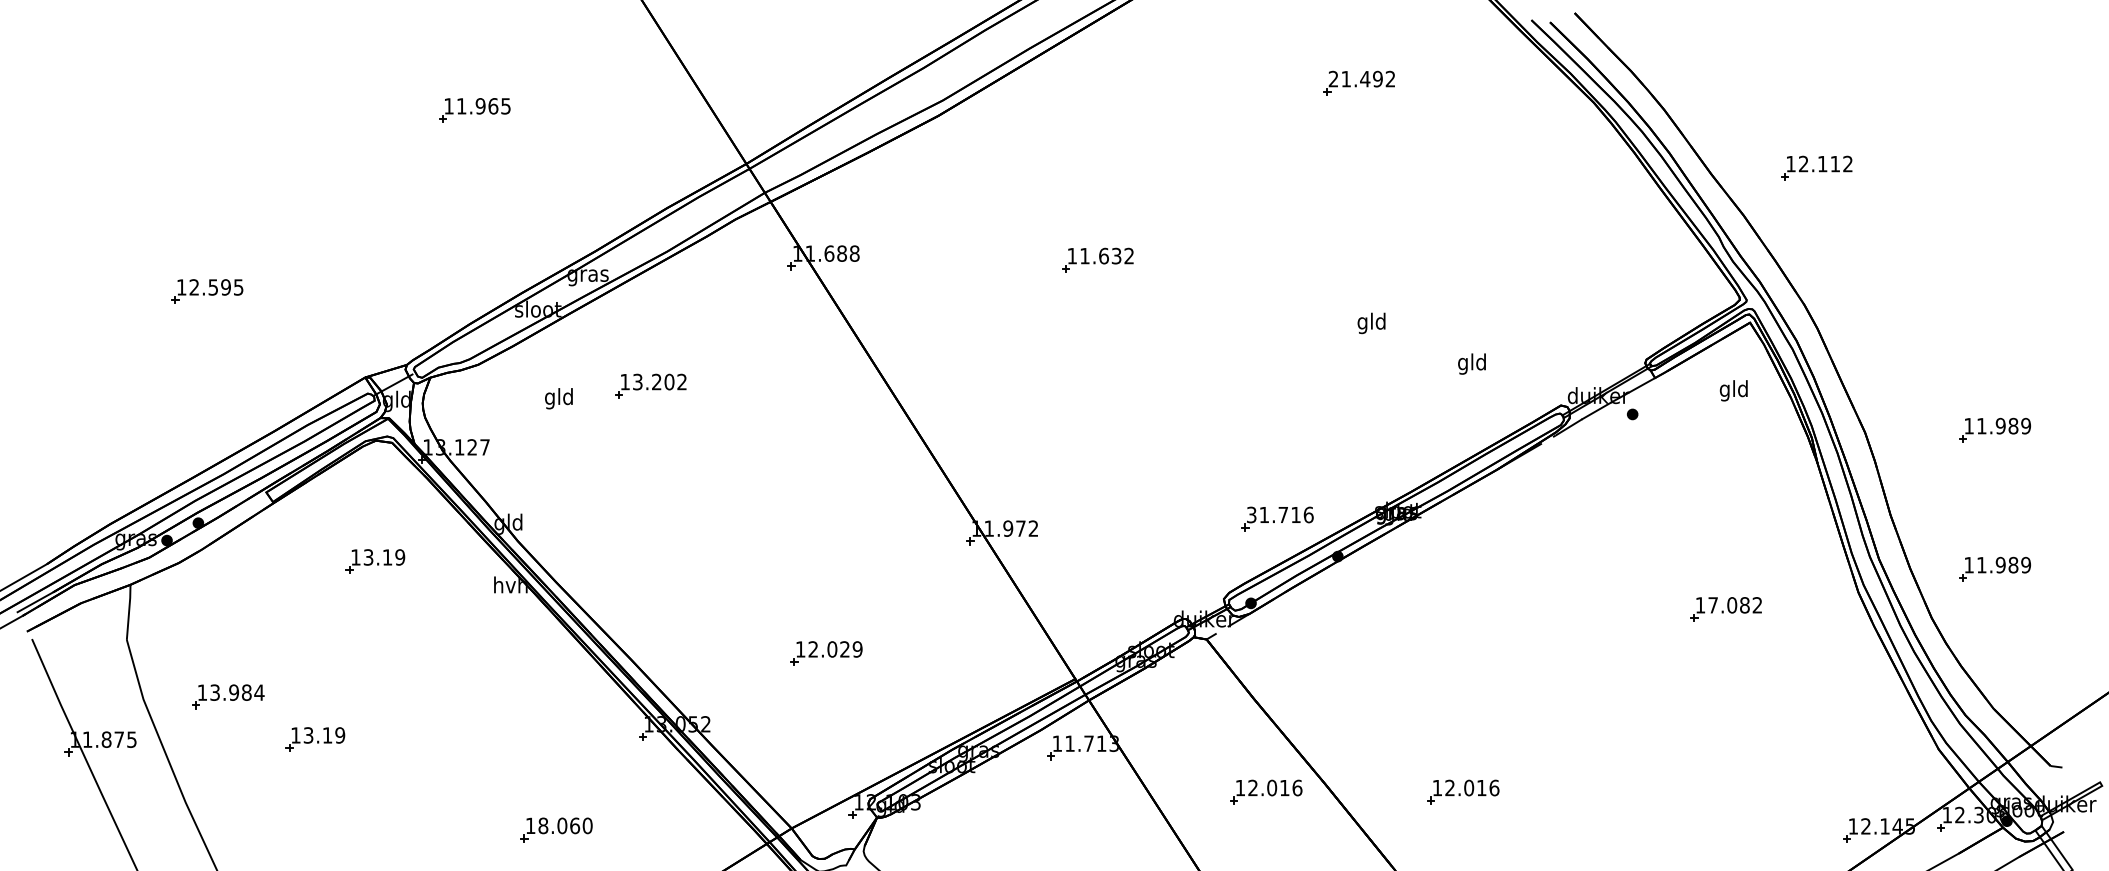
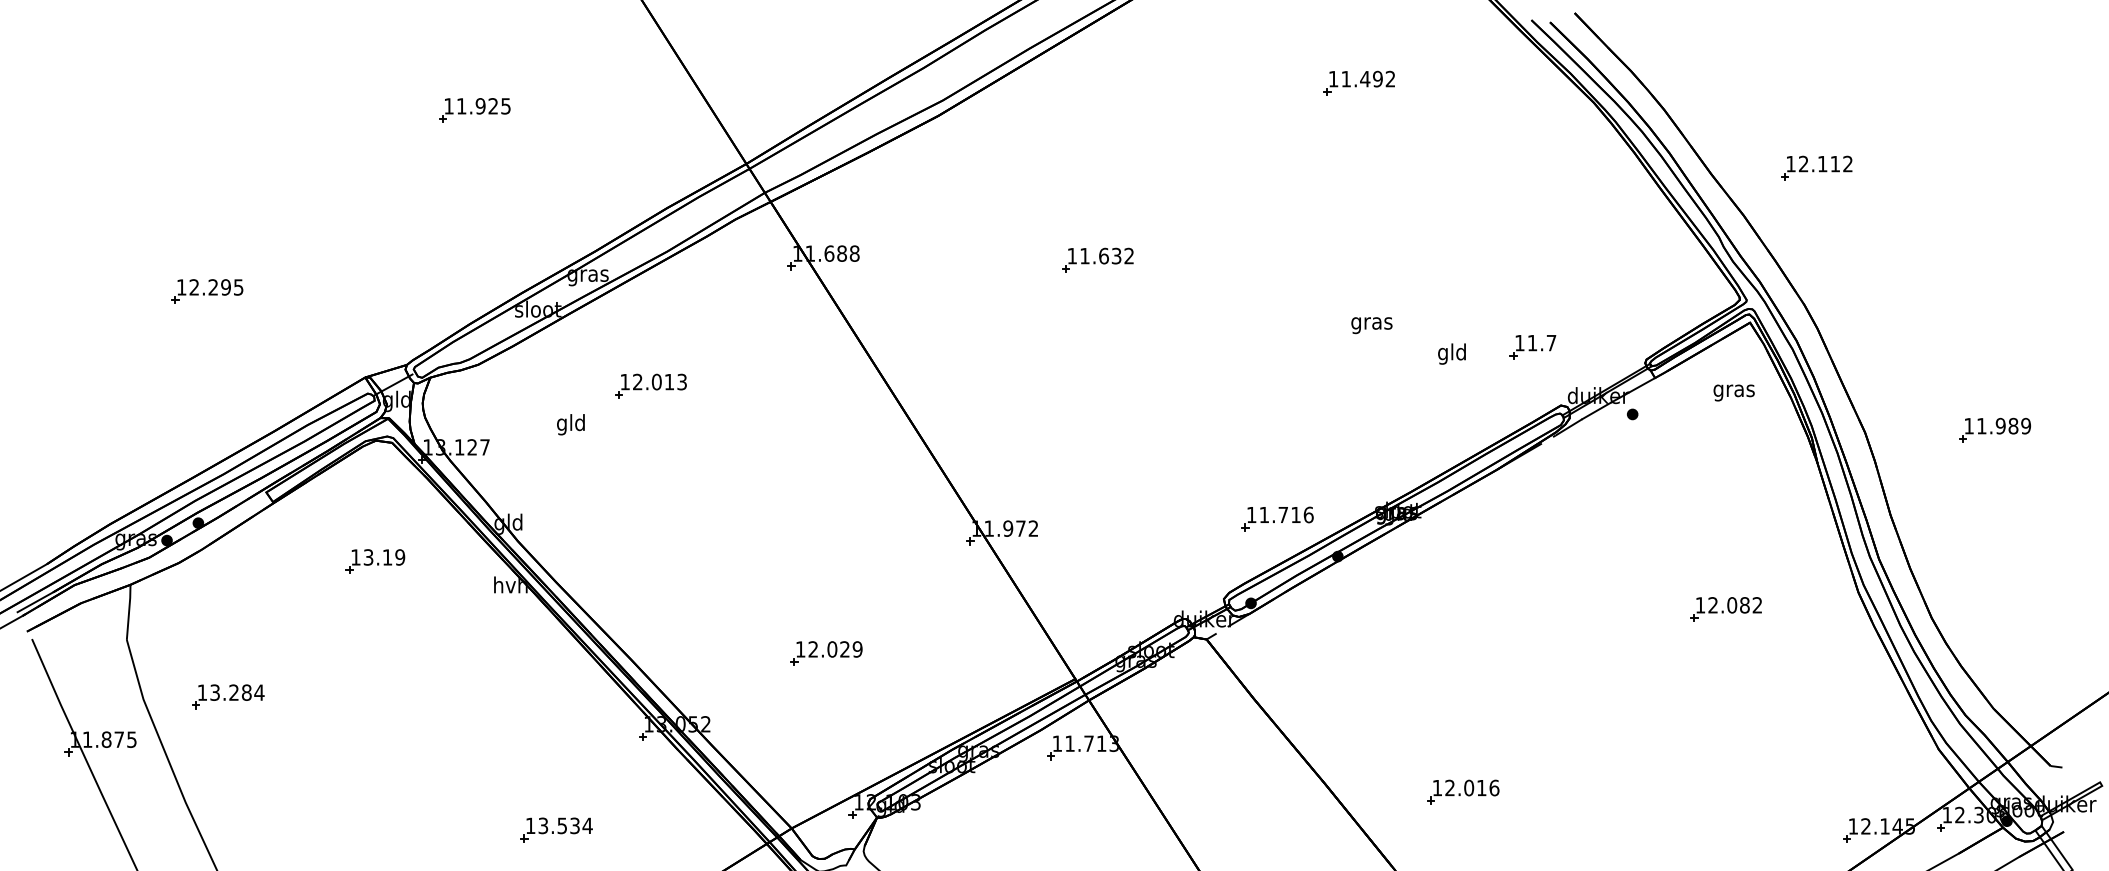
text: 21.492 -> 11.492 (1333, 78)
text: 11.965 -> 11.925 (493, 106)
text: 12.595 -> 12.295 (212, 287)
text: gld -> gras (1371, 323)
part: none -> present (1532, 347)
text position: (1471, 363) -> (1451, 353) (1451, 353)
text: 13.202 -> 12.013 (659, 381)
text: gld -> gras (1733, 390)
text position: (558, 398) -> (570, 424) (570, 424)
text: 31.716 -> 11.716 (1251, 514)
part: present -> none (1994, 568)
text: 17.082 -> 12.082 (1712, 605)
text: 13.984 -> 13.284 (234, 692)
part: present -> none (315, 739)
part: present -> none (1266, 791)
text: 18.060 -> 13.534 (565, 825)
